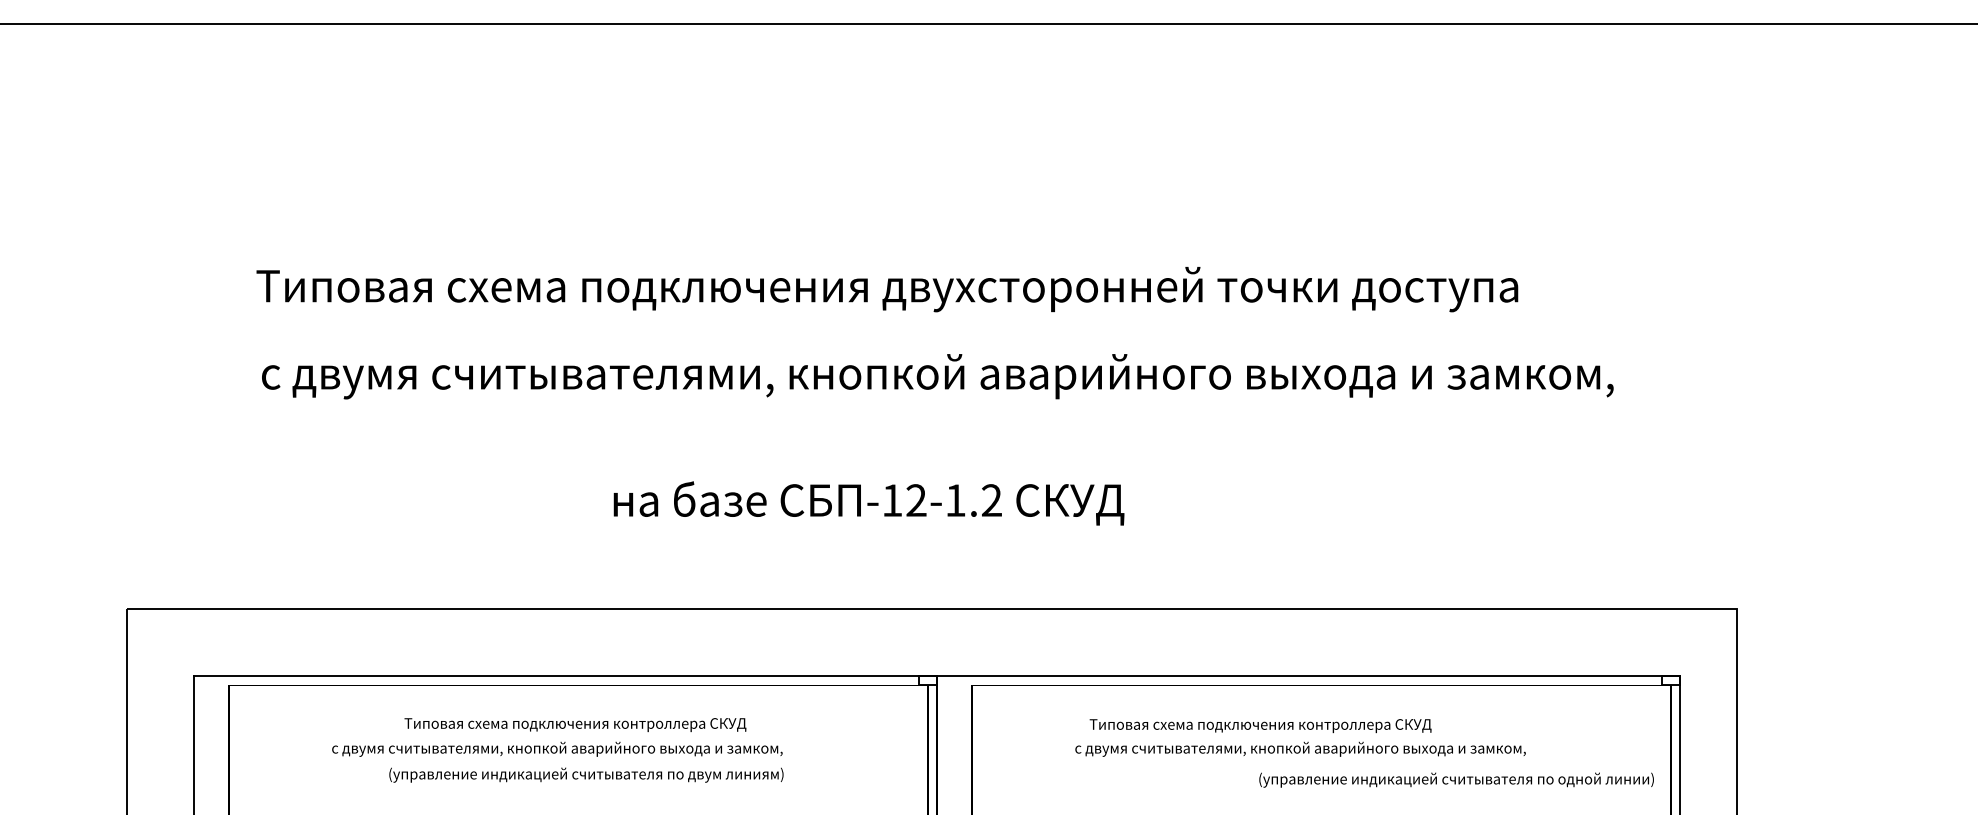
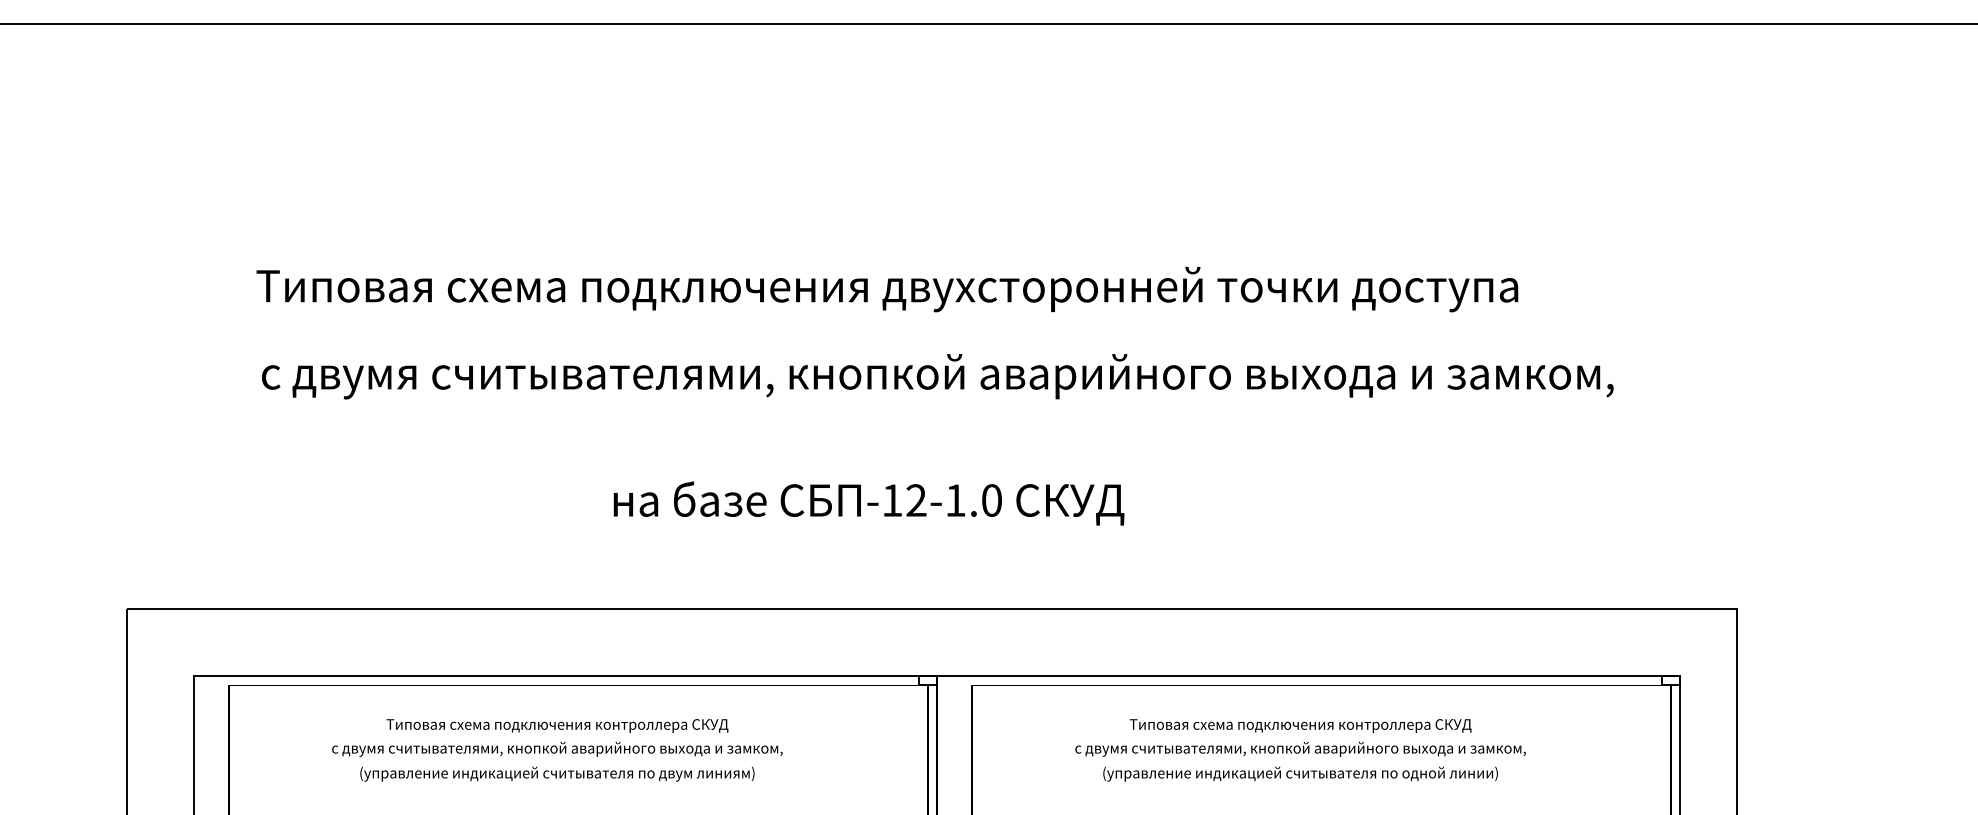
text: -12-1.2 -> -12-1.0 (991, 500)
text position: (575, 724) -> (557, 725) (557, 725)
text position: (1260, 726) -> (1300, 726) (1300, 726)
text position: (586, 774) -> (557, 773) (557, 773)
text position: (1456, 779) -> (1300, 773) (1300, 773)
